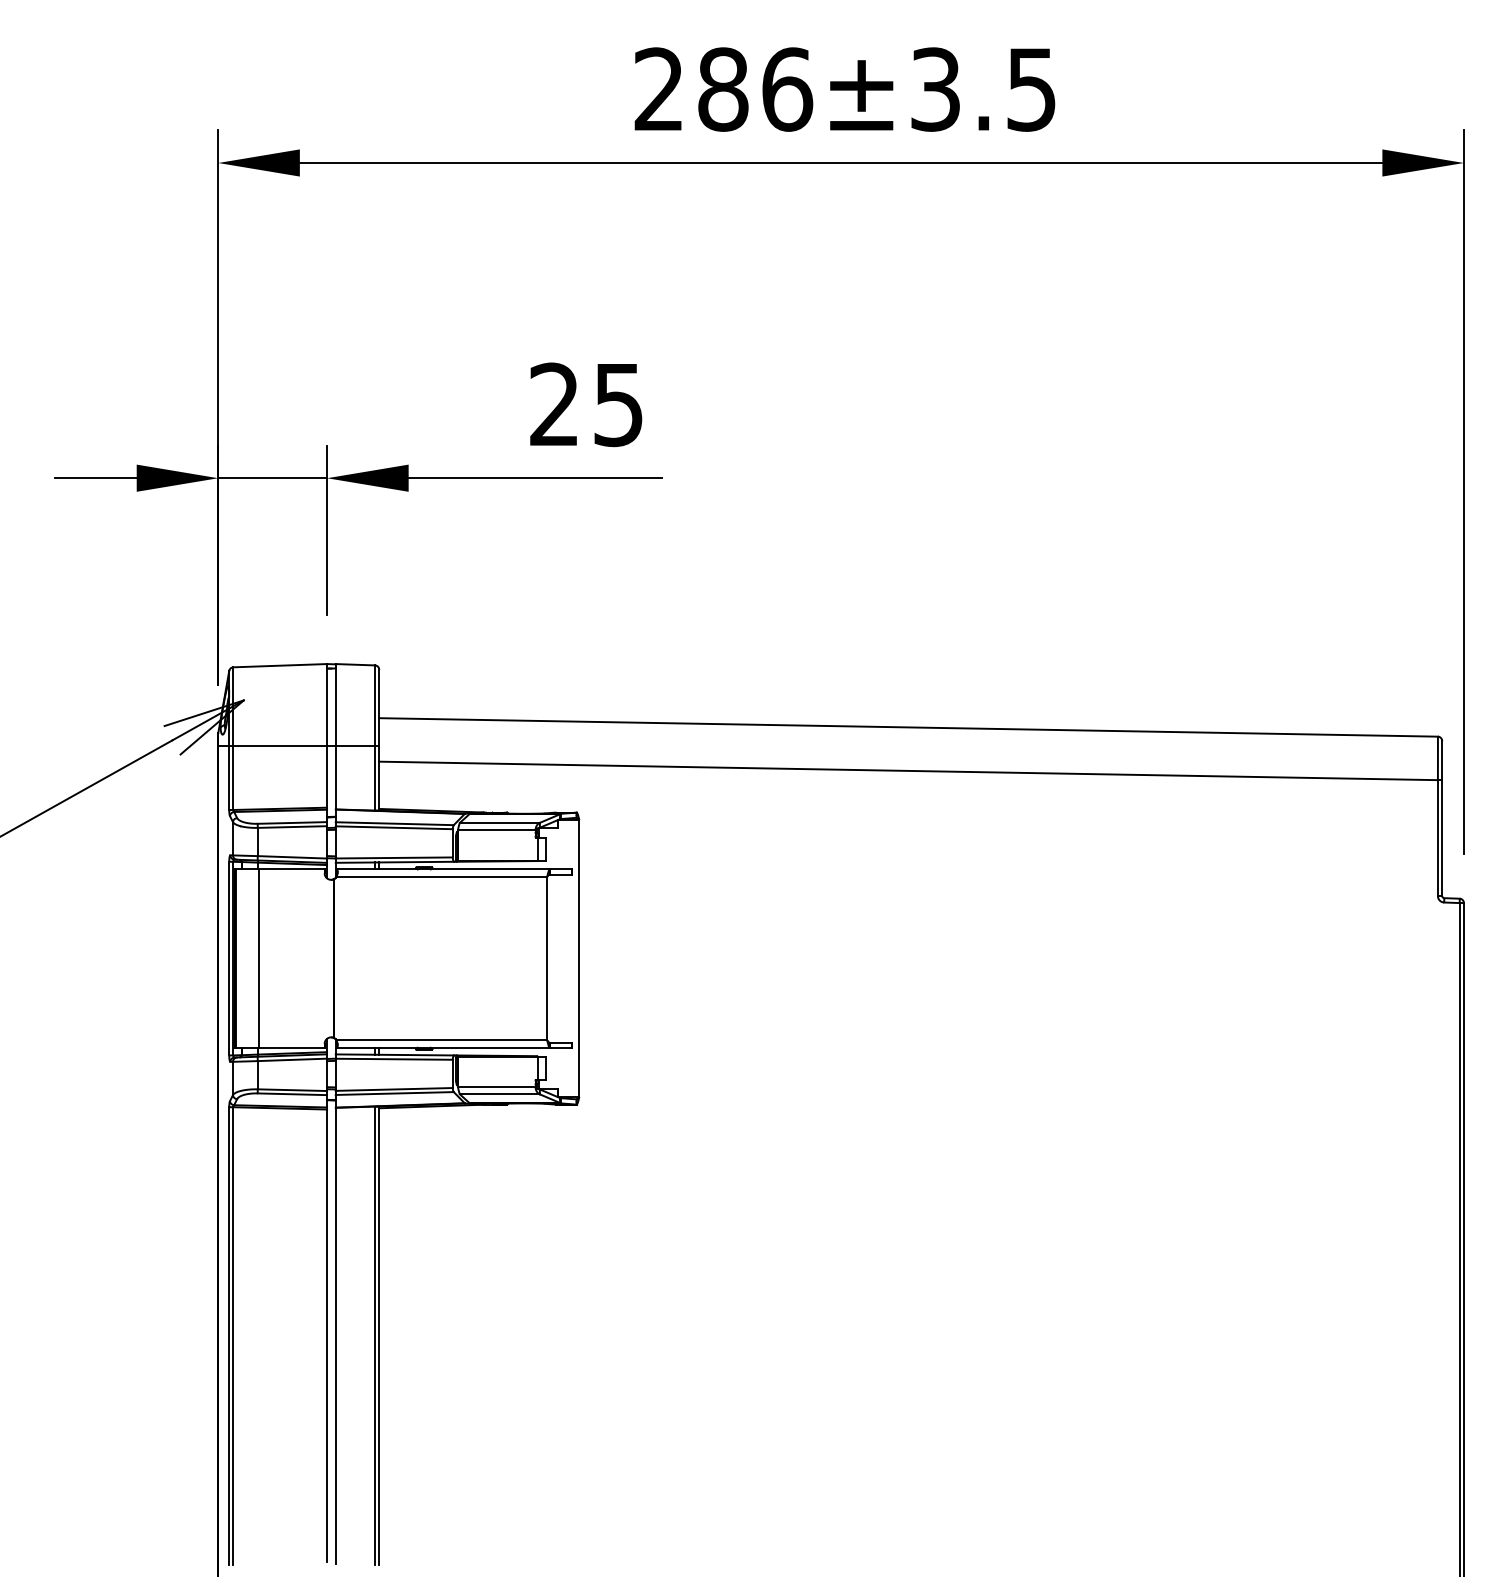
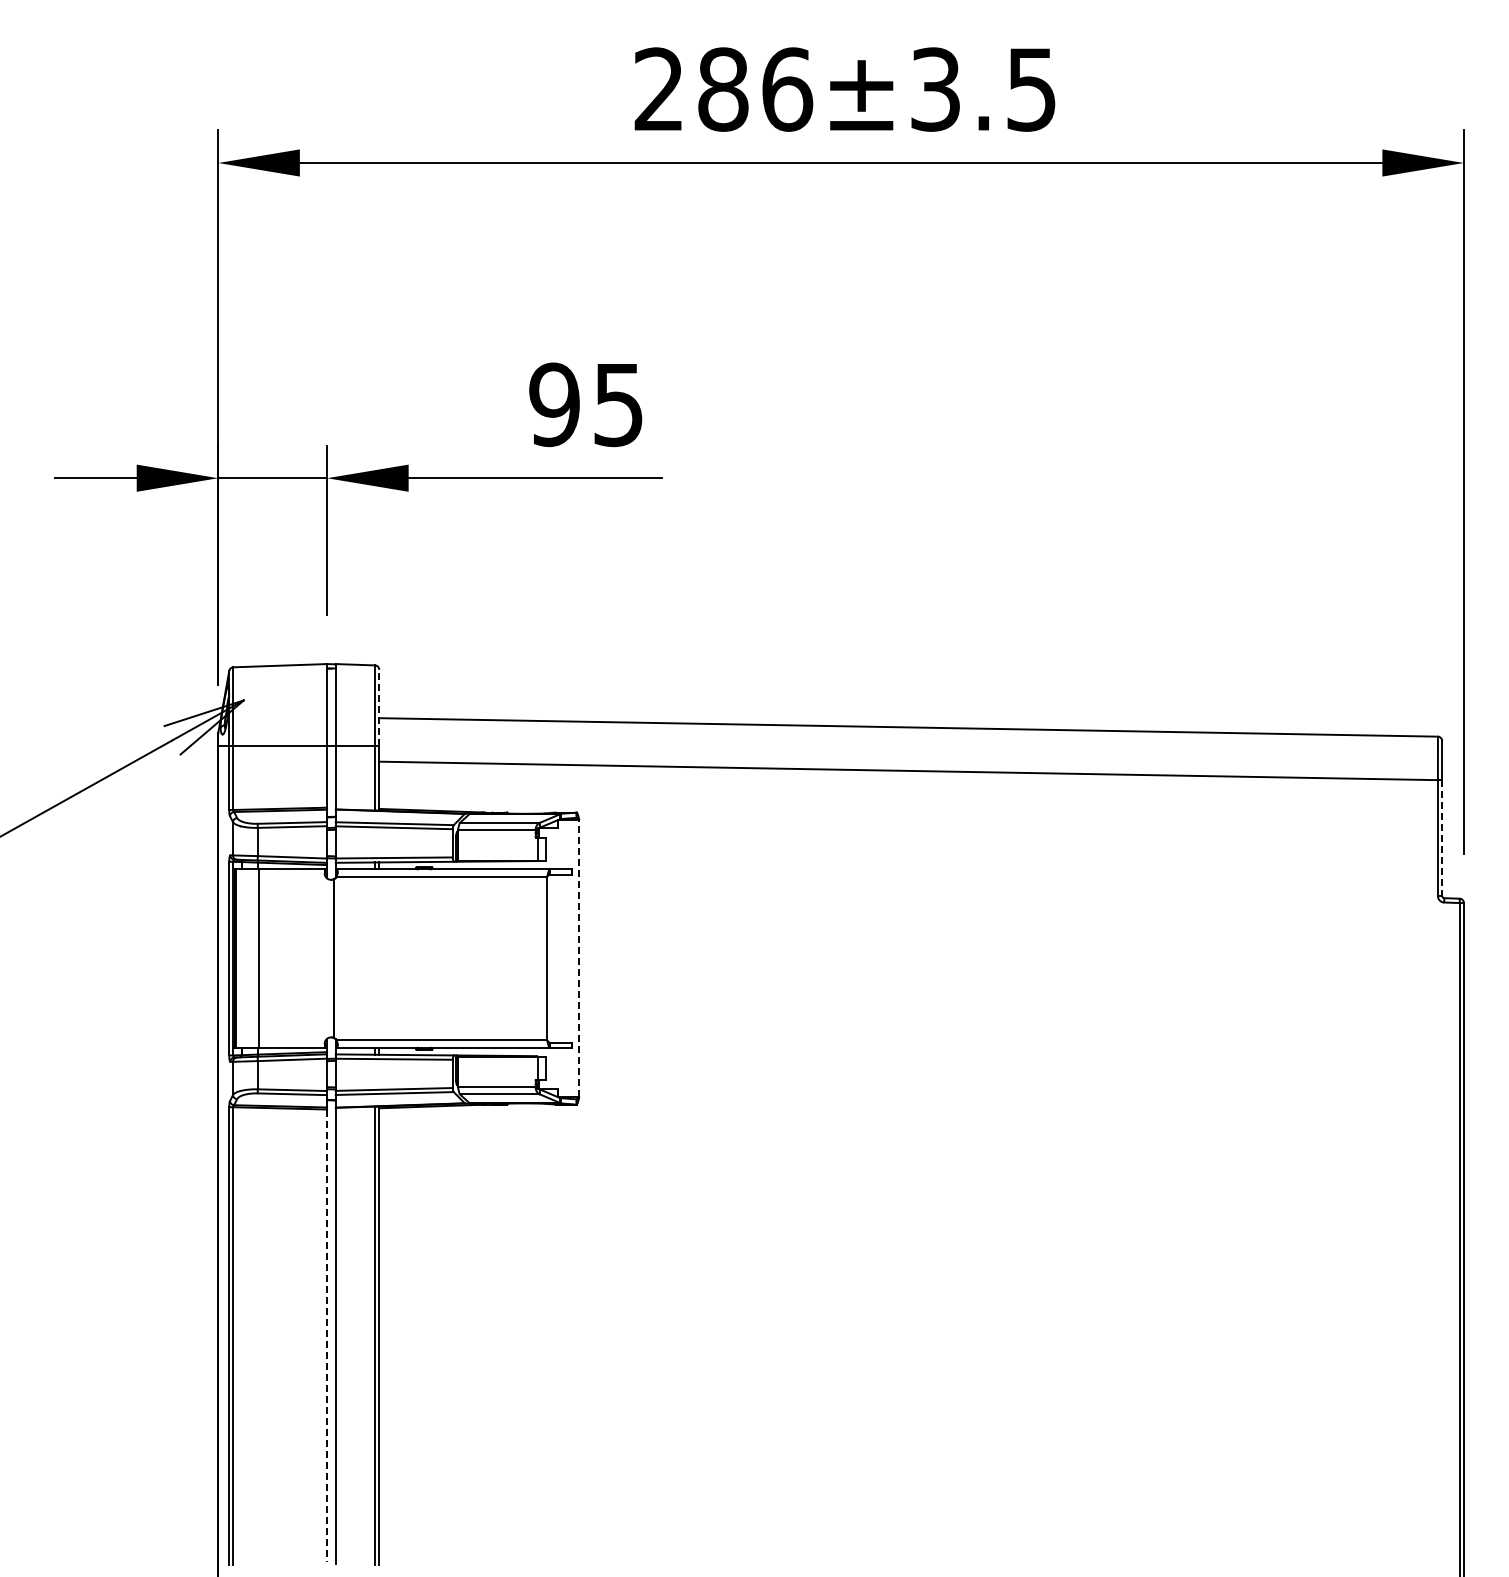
text: 25 -> 95 (554, 404)
line: solid -> dashed (379, 707)
line: solid -> dashed (1442, 838)
line: solid -> dashed (579, 958)
line: solid -> dashed (327, 1336)
